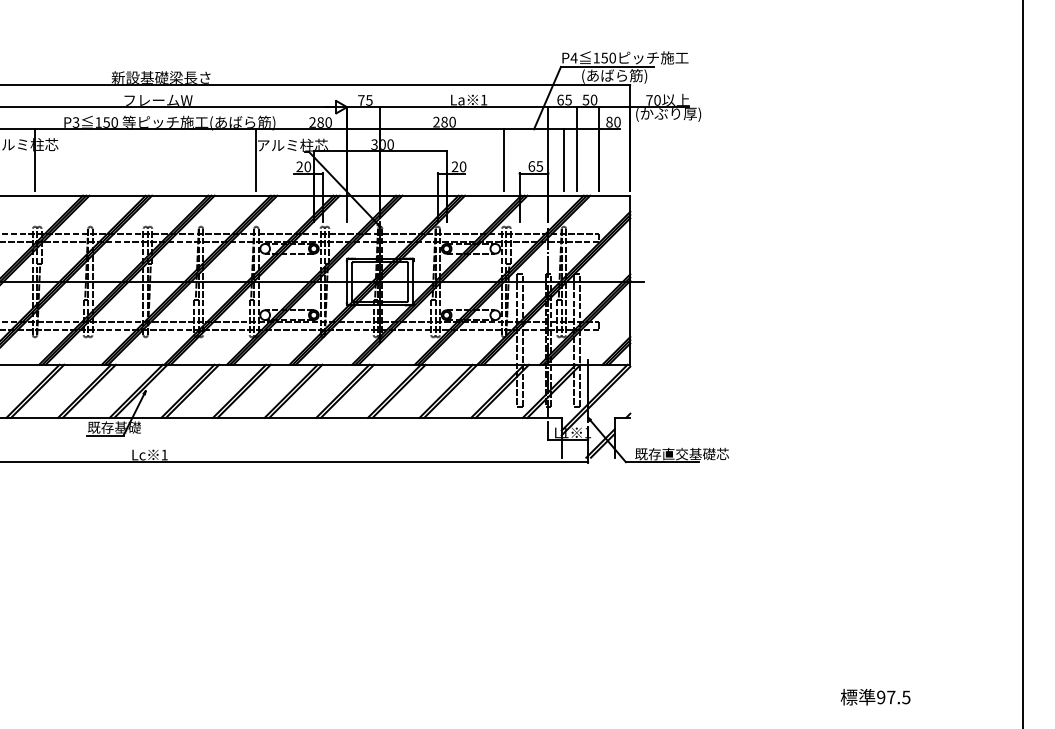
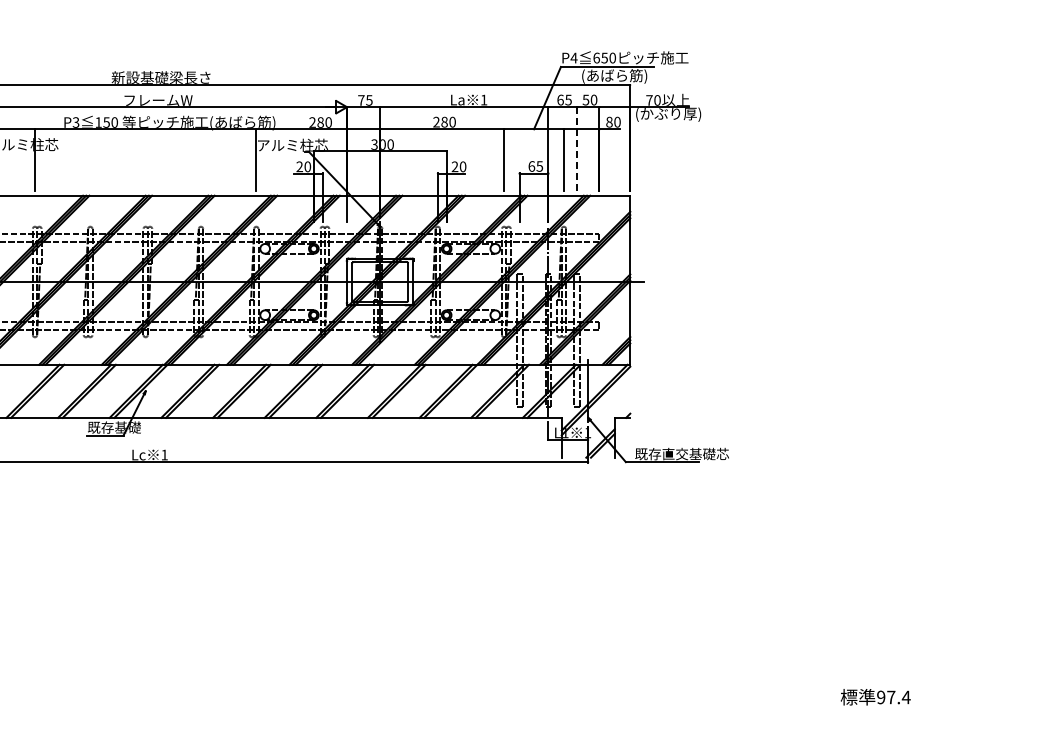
text: 150 -> 650 (596, 57)
line: solid -> dashed (577, 148)
line: present -> none (1023, 363)
text: 97.5 -> 97.4 (905, 697)
